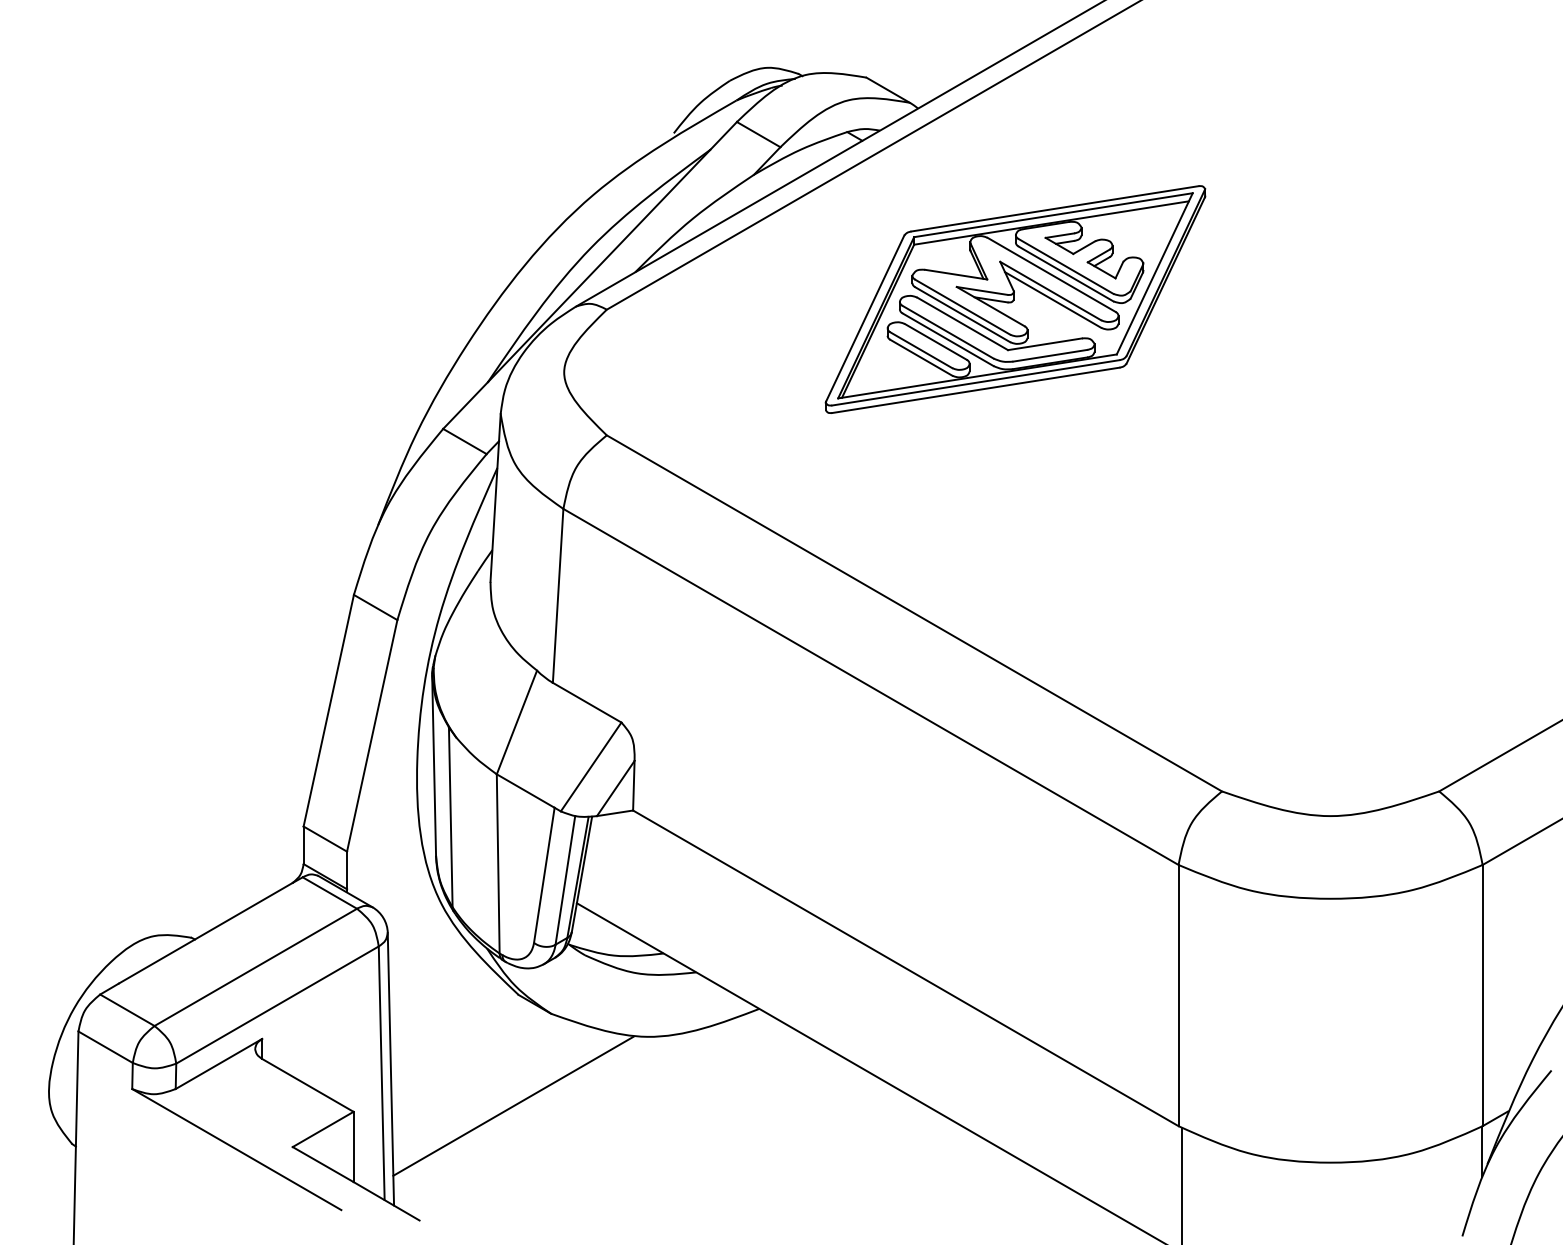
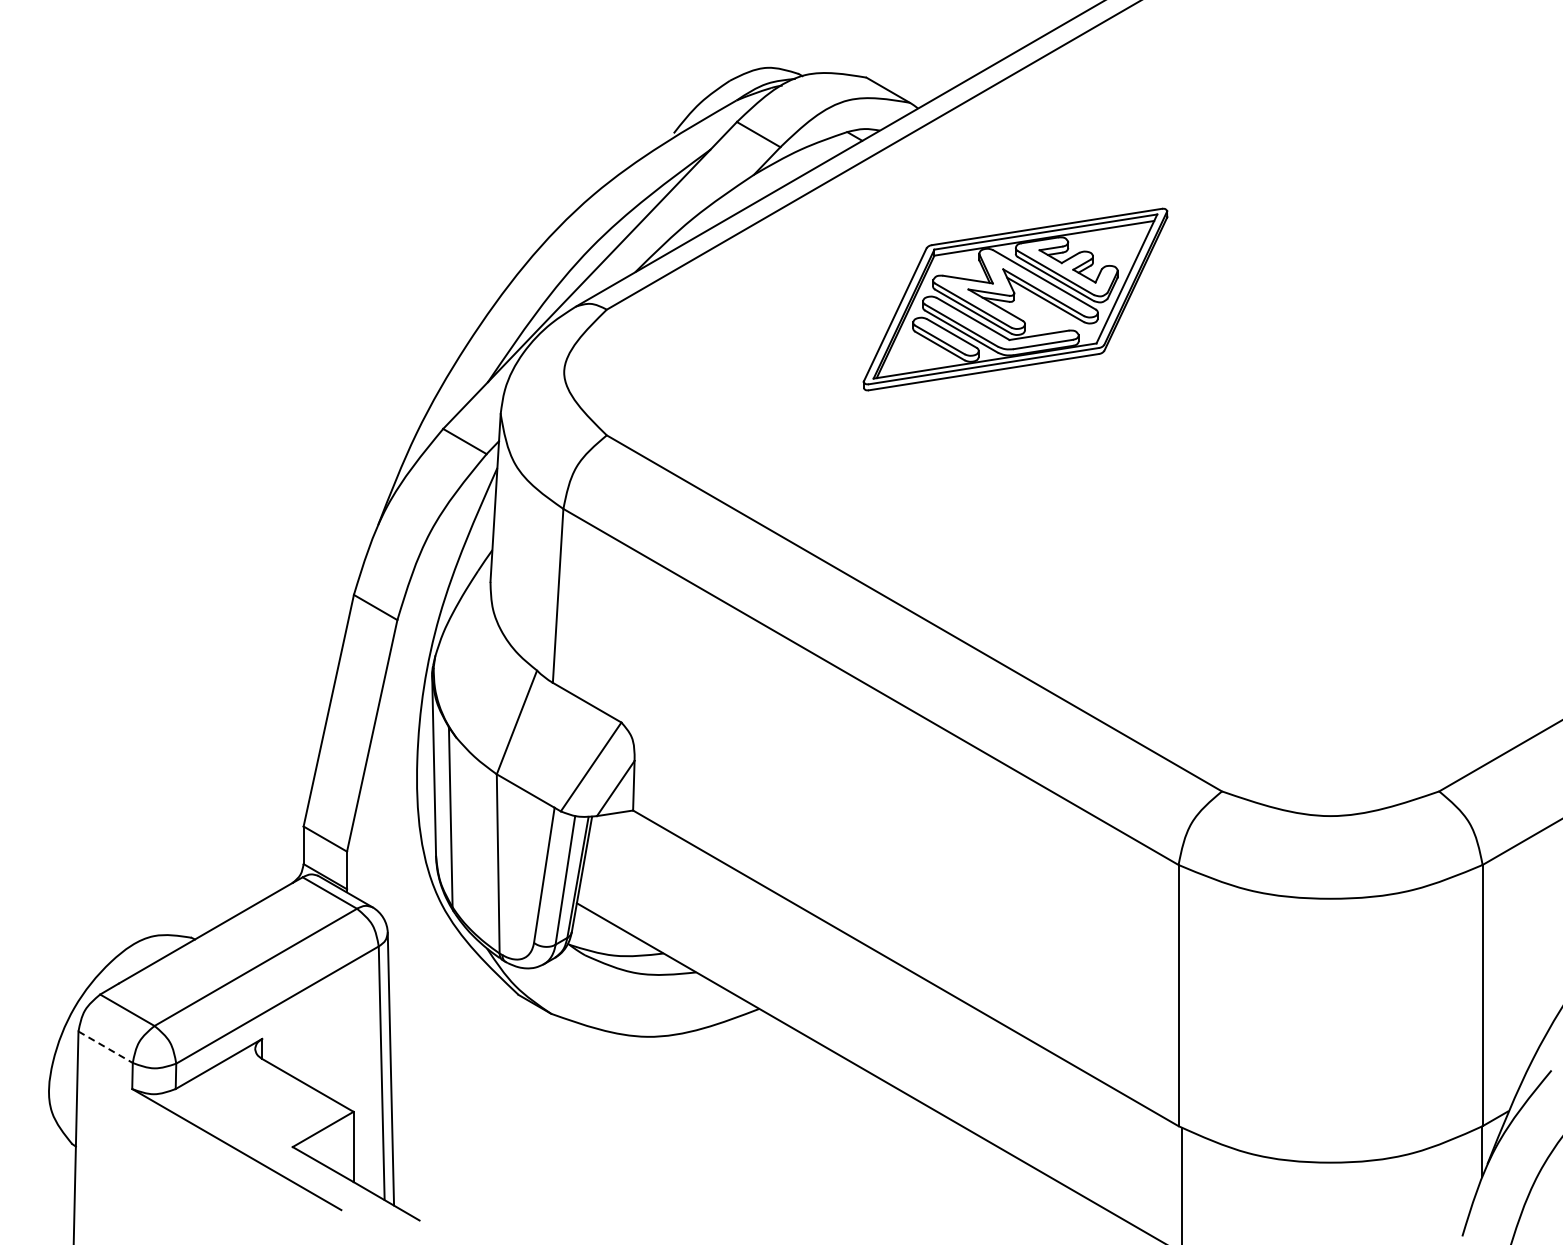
part size: 383x229 px -> 307x185 px (1015, 299)
line: solid -> dashed (106, 1047)
line: present -> none (513, 1105)
